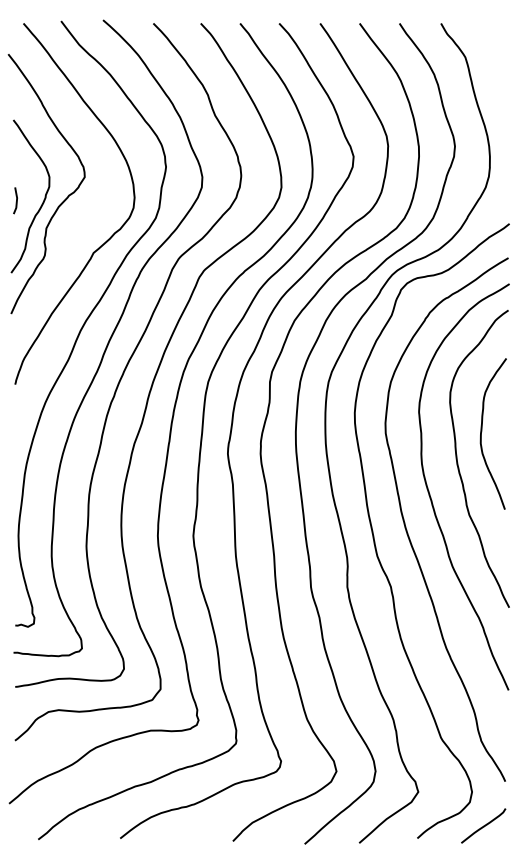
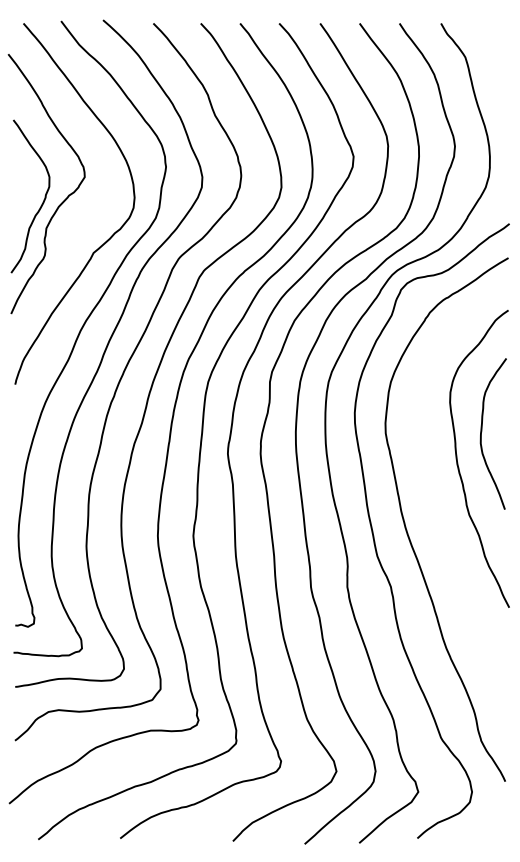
curve: present -> none (16, 200)
curve: present -> none (431, 497)
curve: present -> none (483, 825)
